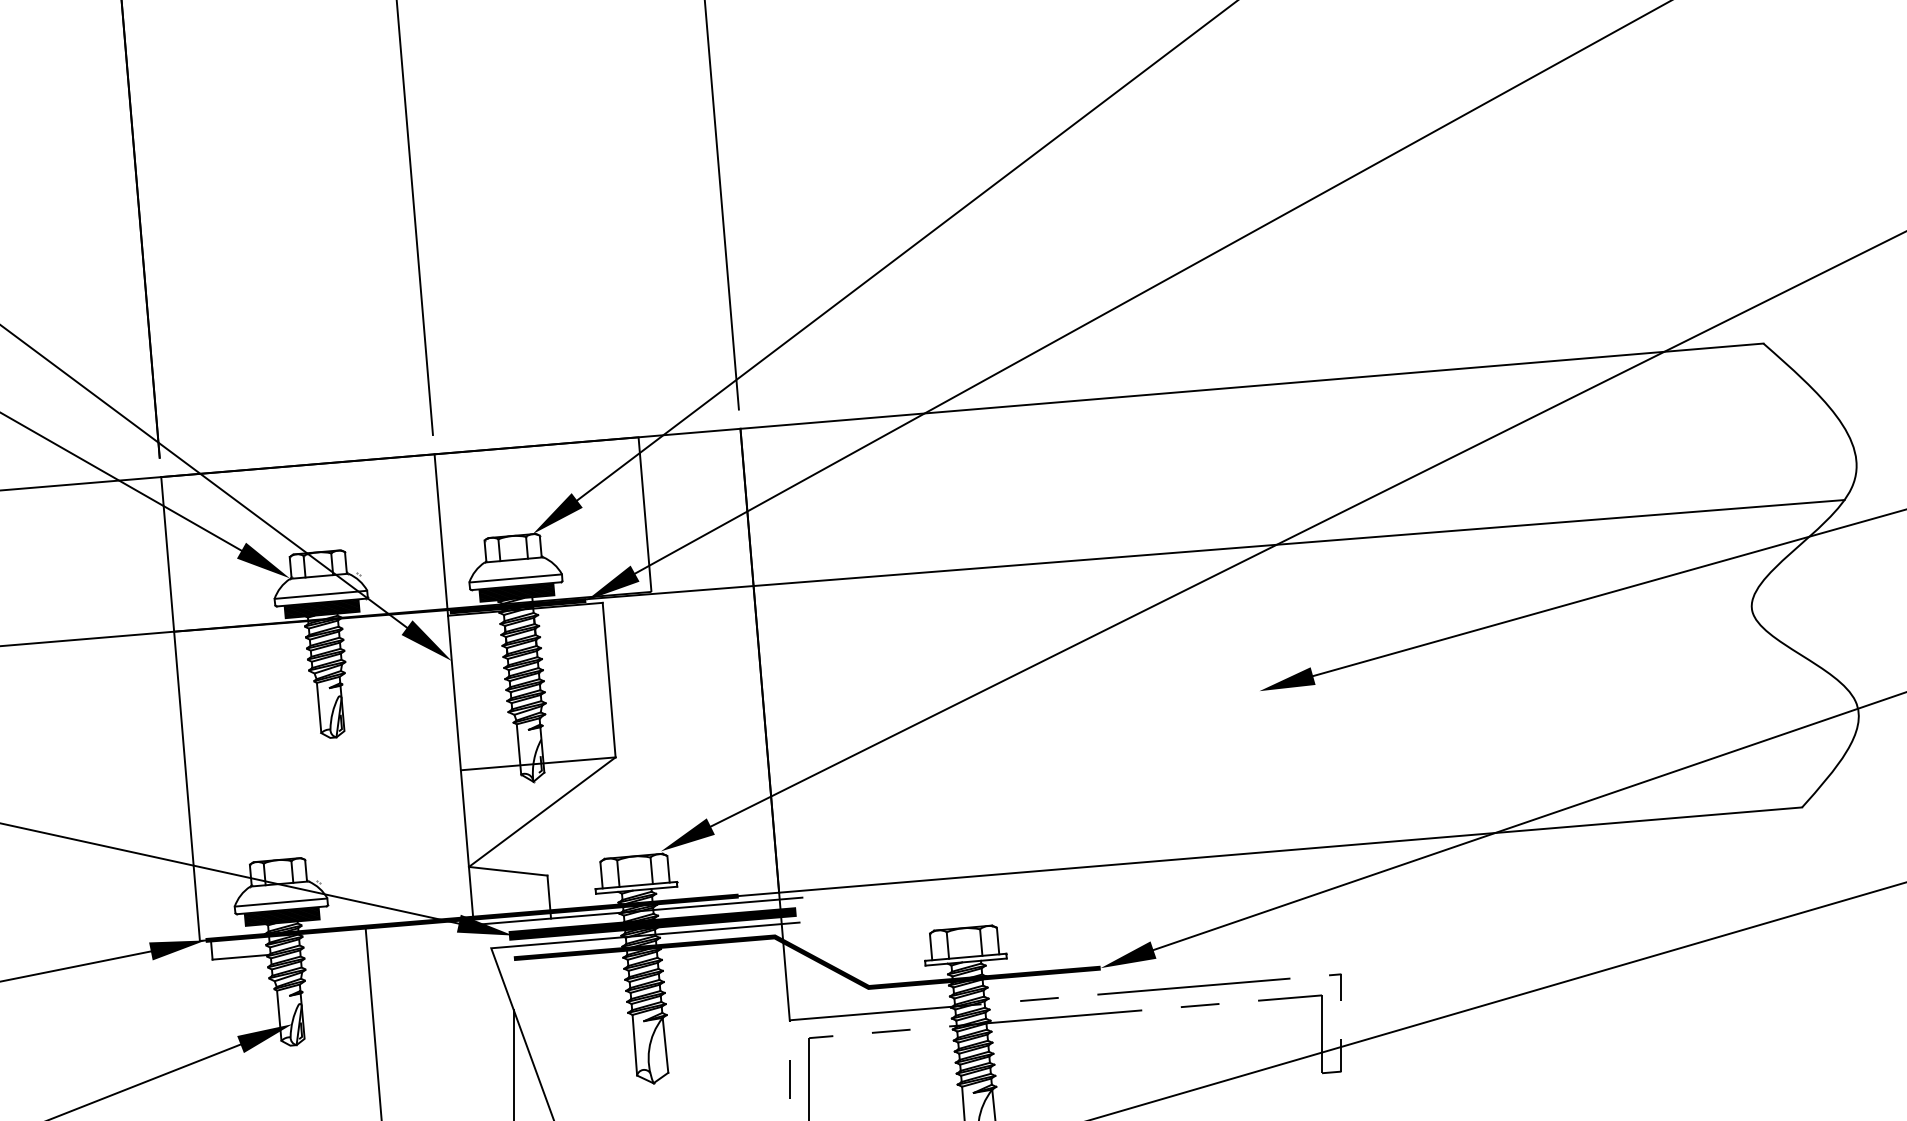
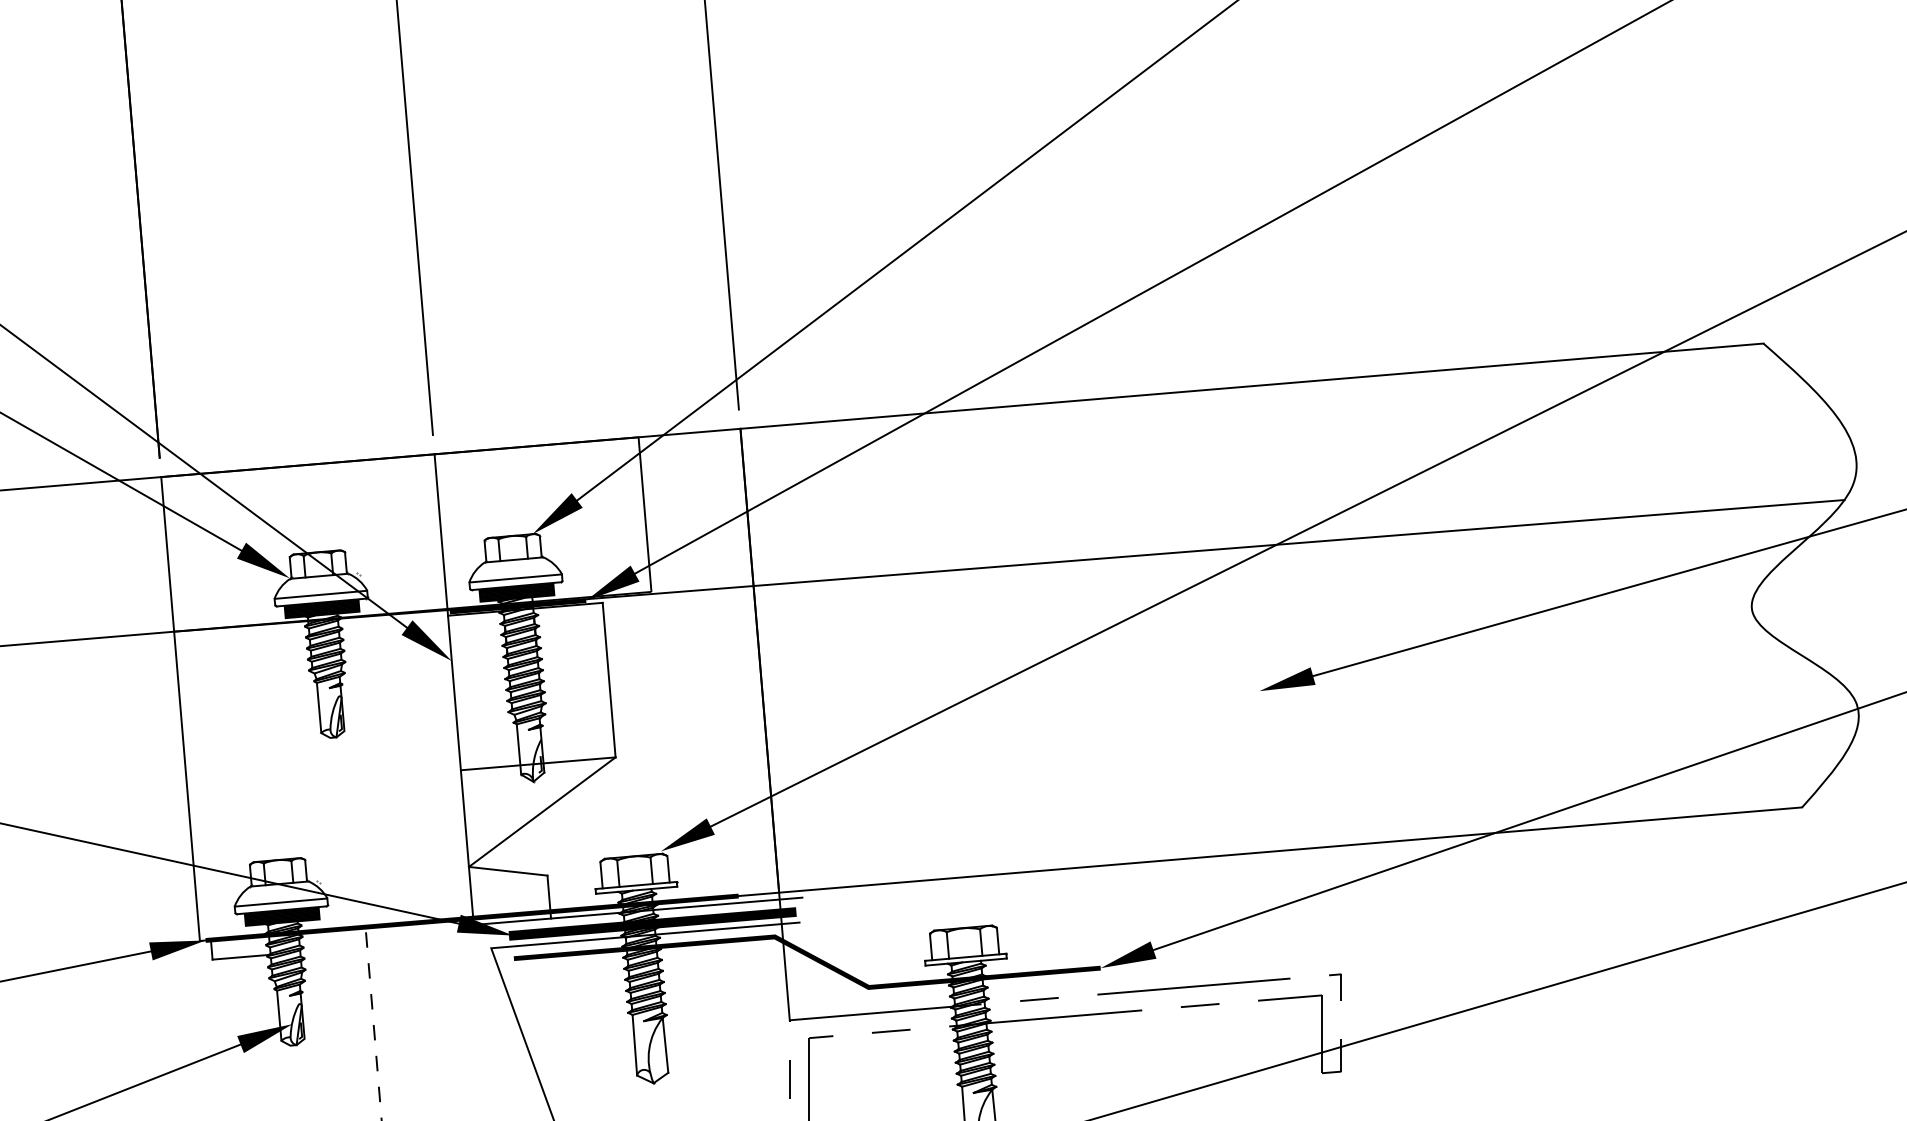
line: solid -> dashed (373, 1024)
line: present -> none (513, 1063)
